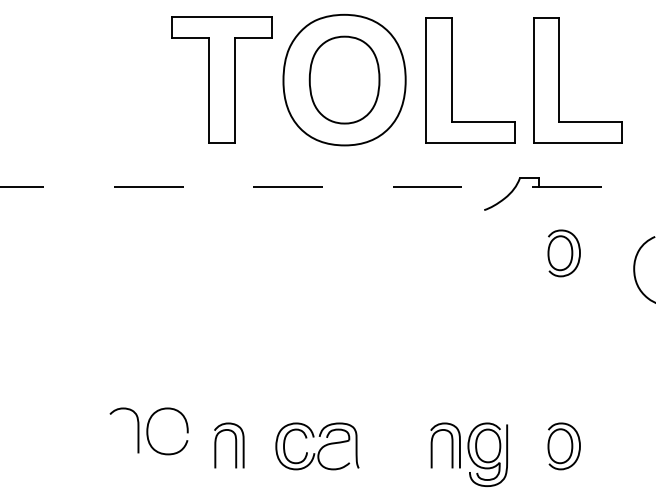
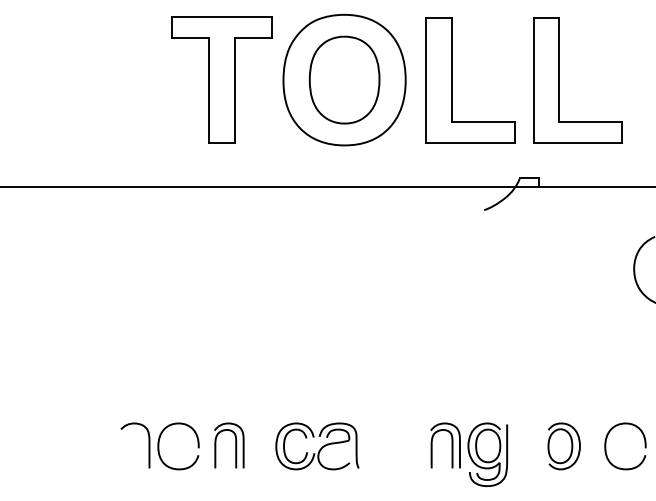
line: dashed -> solid (328, 186)
part: present -> none (563, 253)
part position: (148, 431) -> (159, 446) (159, 446)
curve: none -> present (606, 446)
